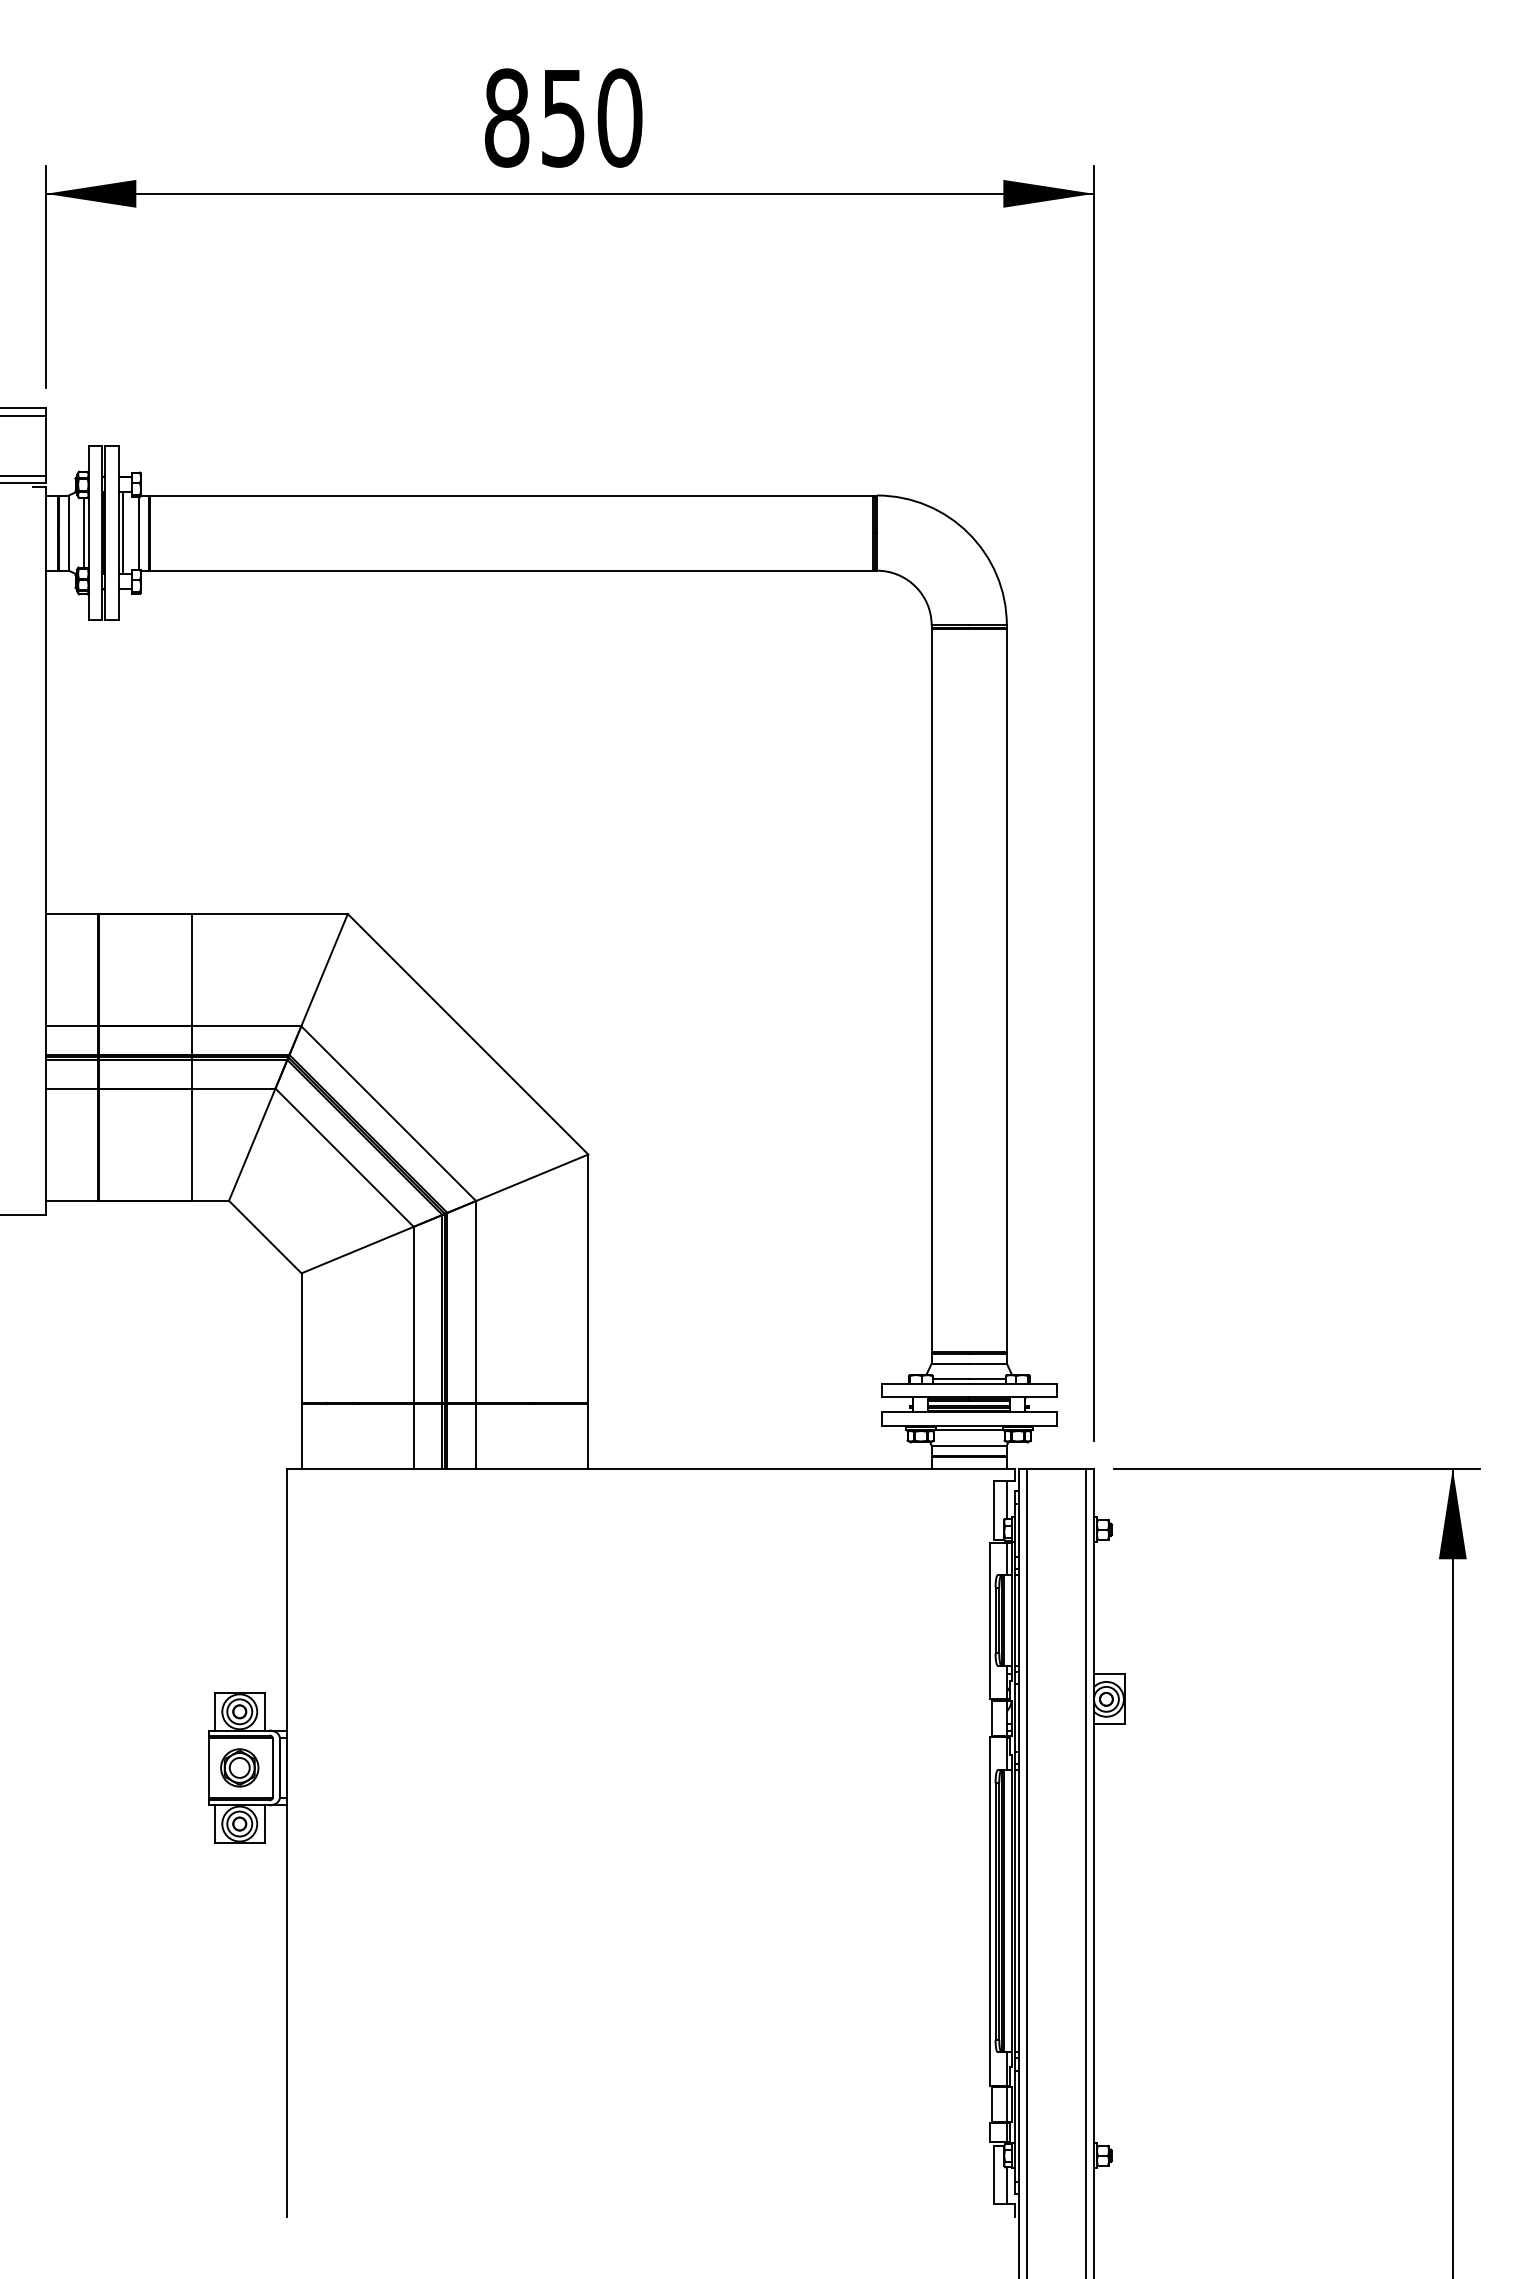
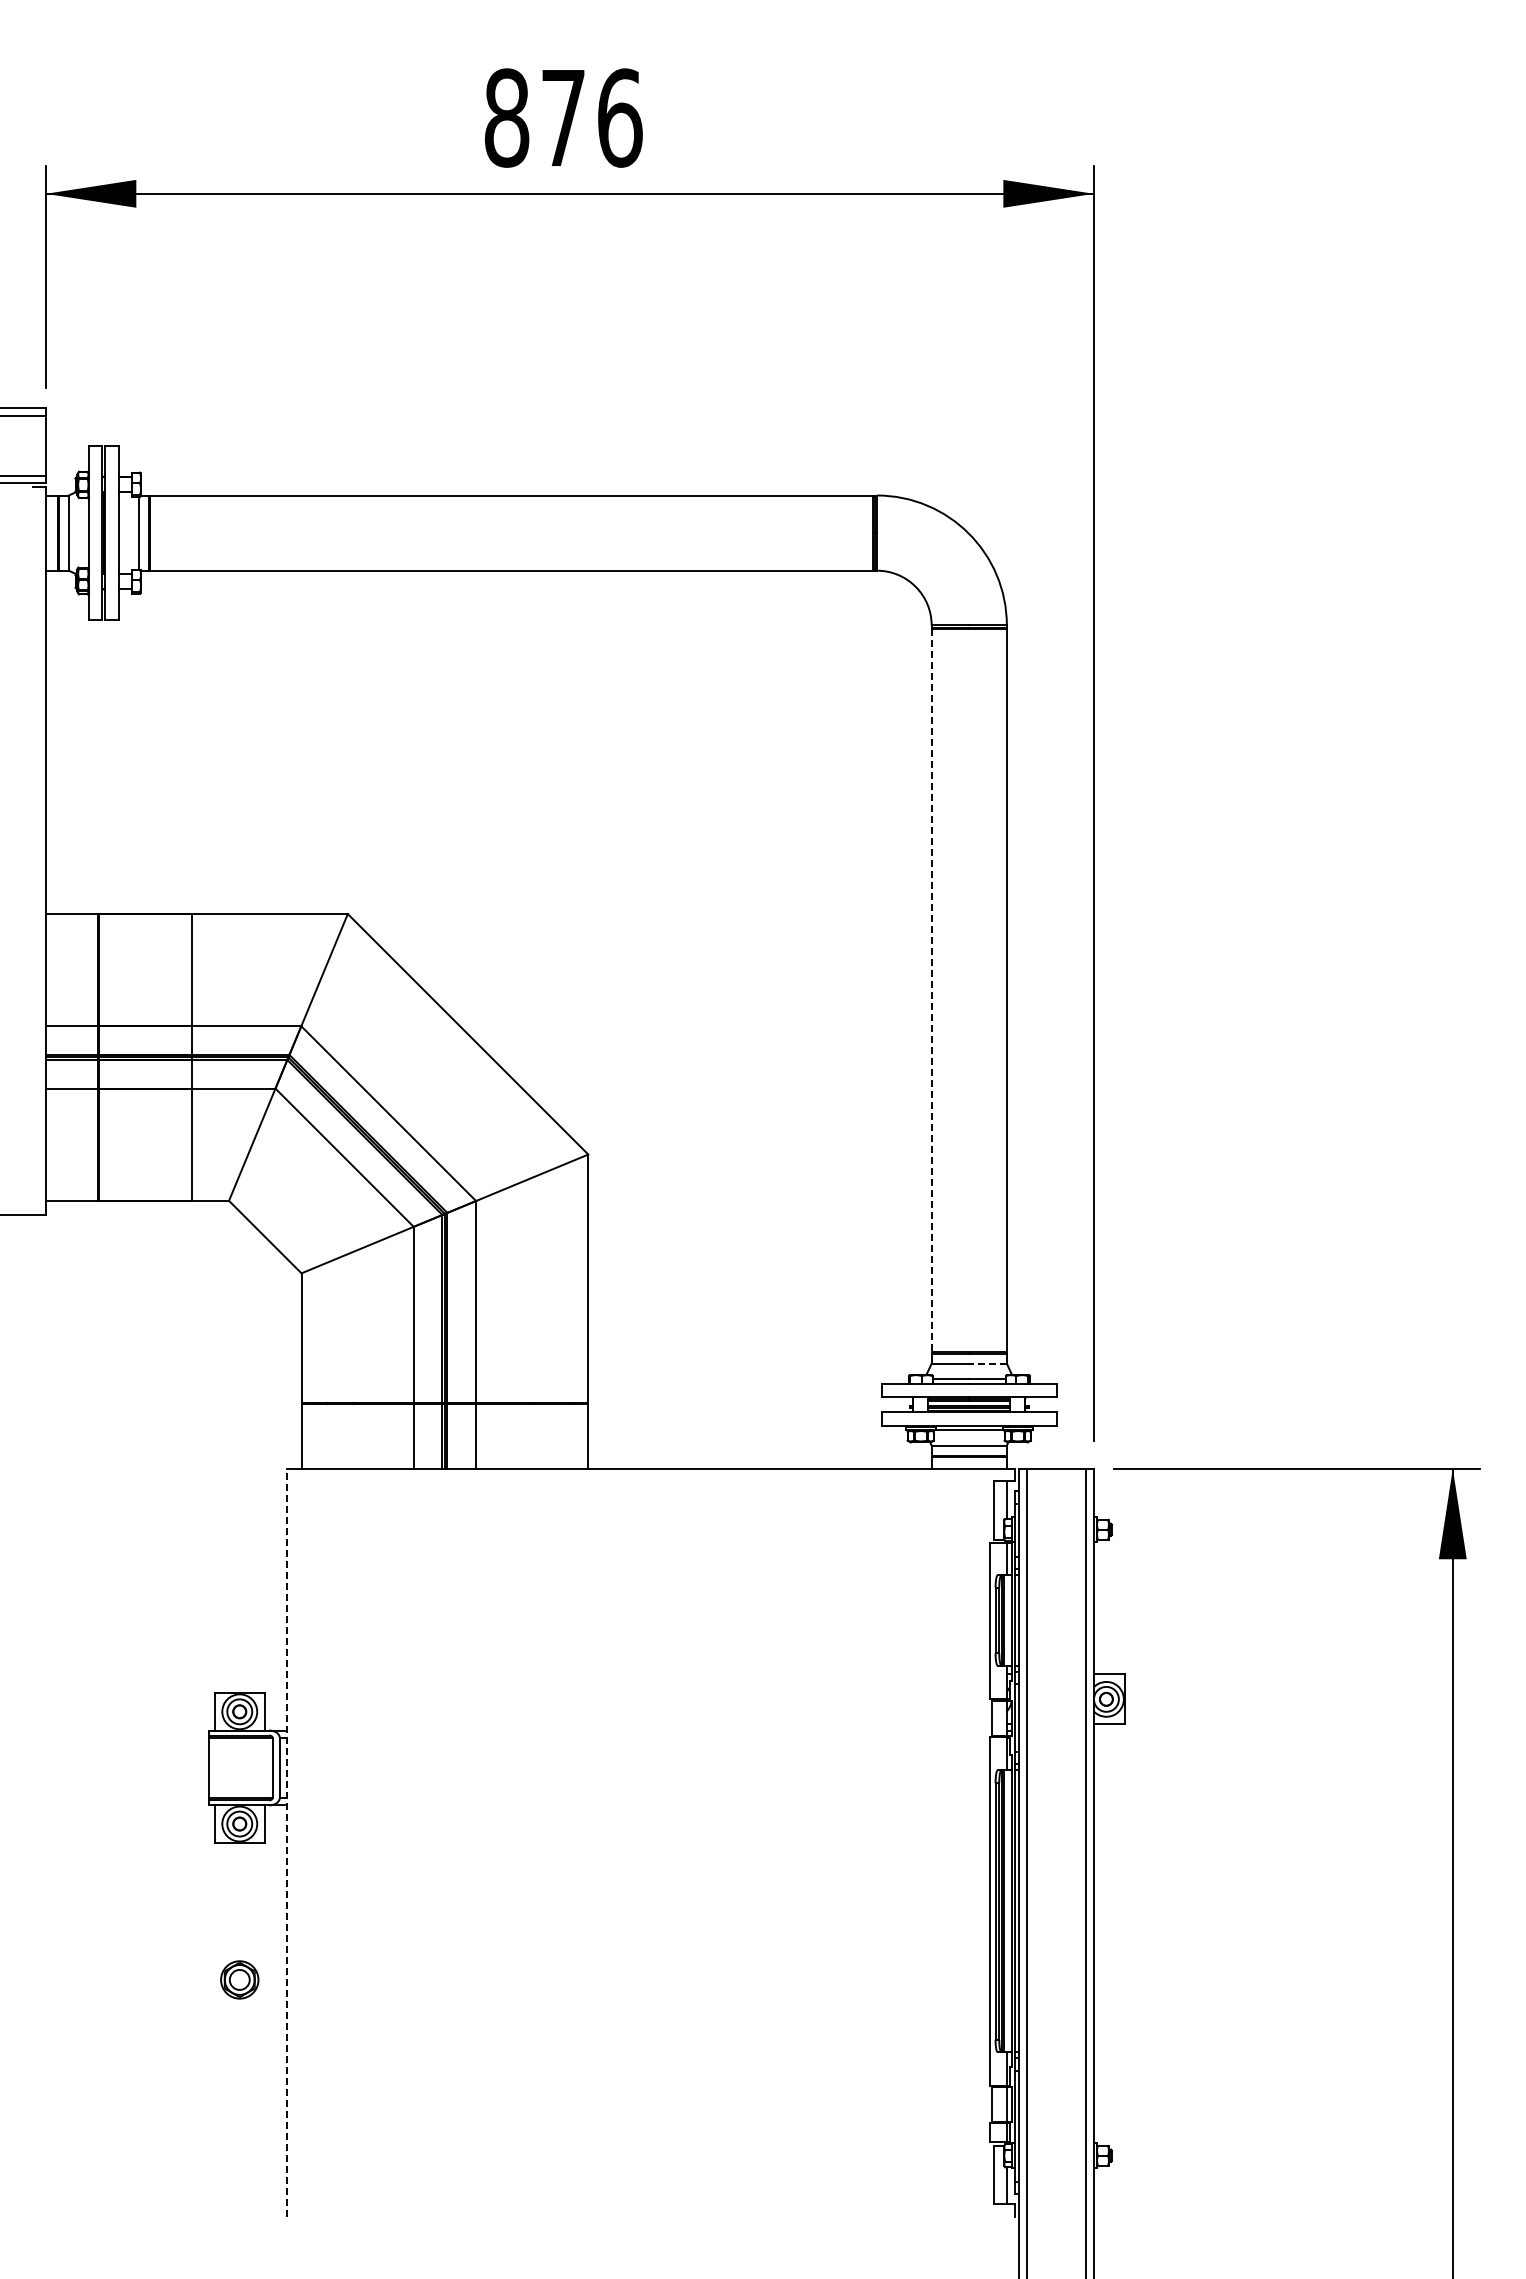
text: 850 -> 876 (592, 117)
line: present -> none (84, 532)
line: present -> none (123, 533)
line: solid -> dashed (931, 990)
line: solid -> dashed (988, 1363)
part position: (239, 1767) -> (239, 1979) (239, 1979)
line: solid -> dashed (287, 1842)
